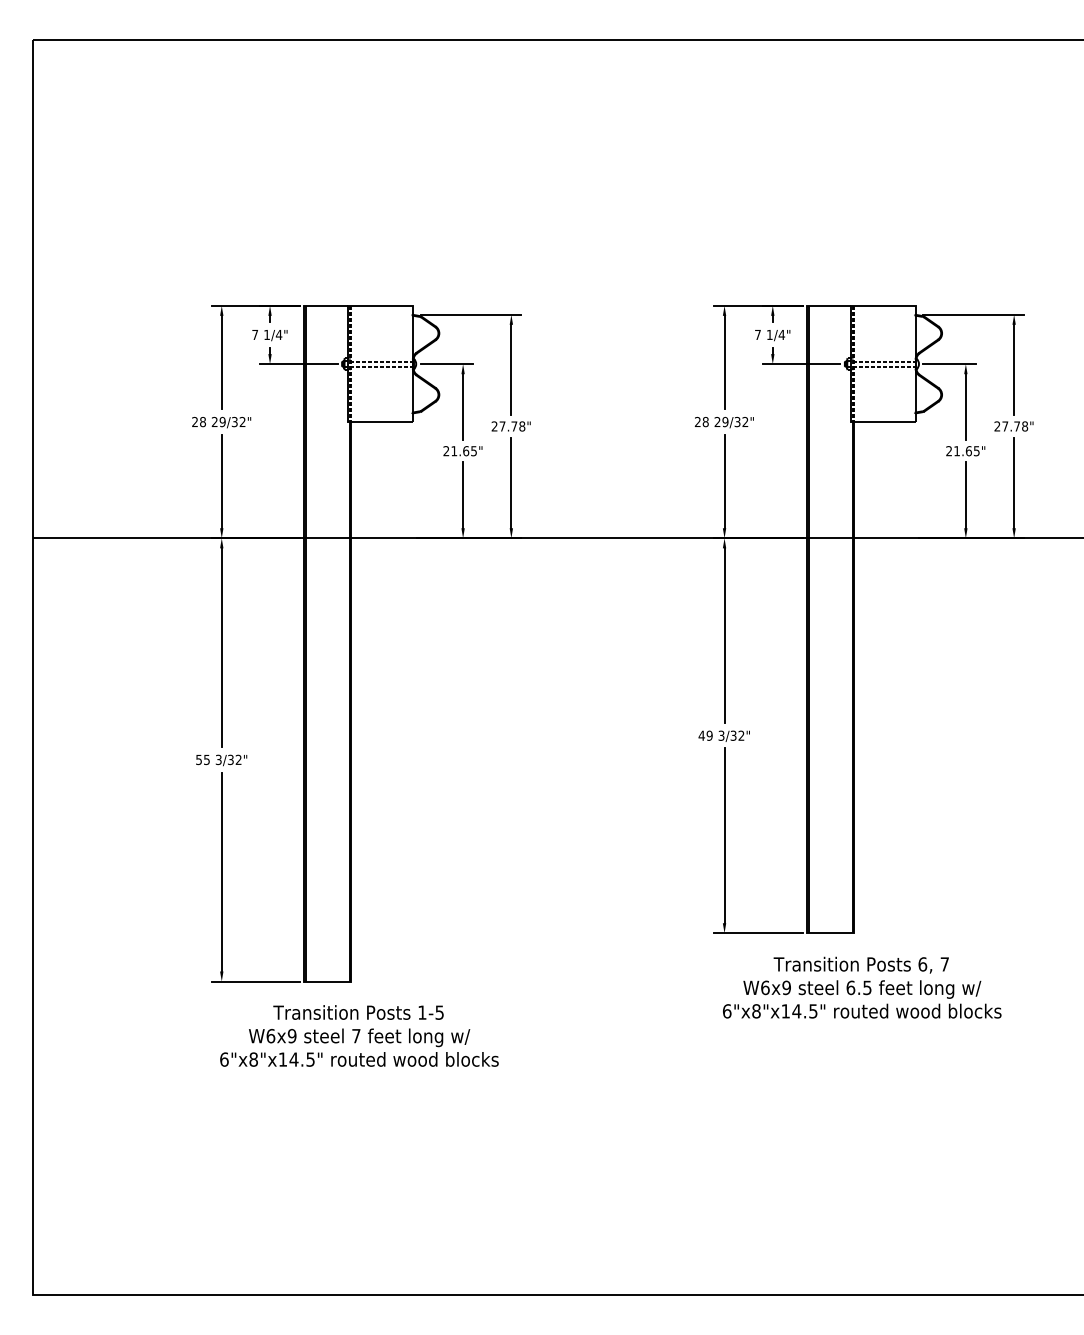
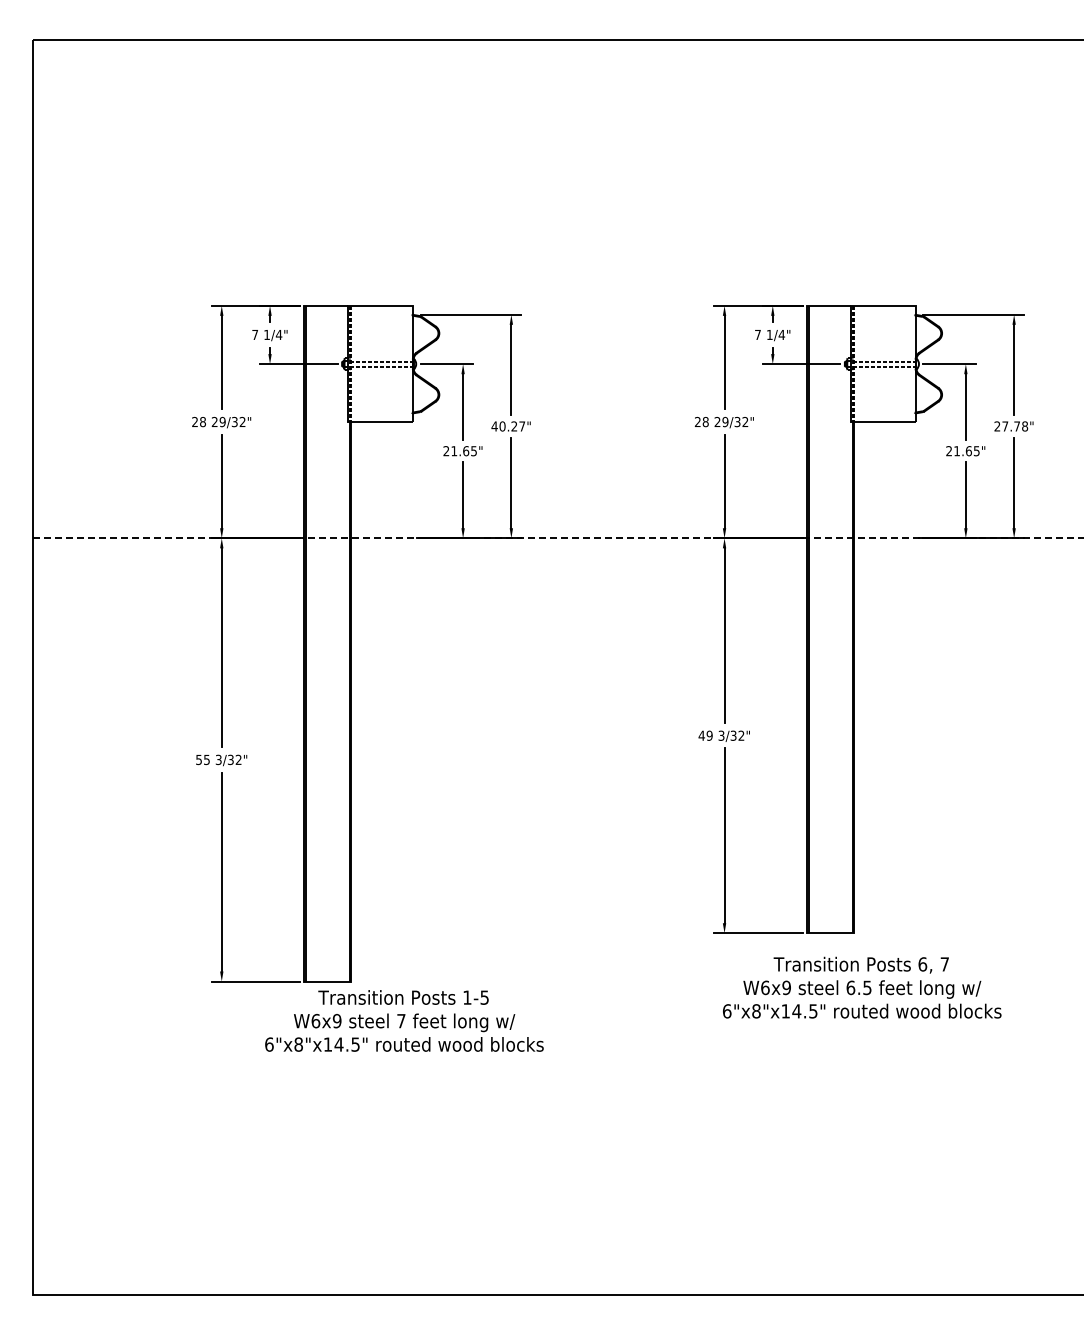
text: 27.78" -> 40.27" (508, 426)
line: solid -> dashed (558, 538)
text position: (359, 1035) -> (404, 1020) (404, 1020)
